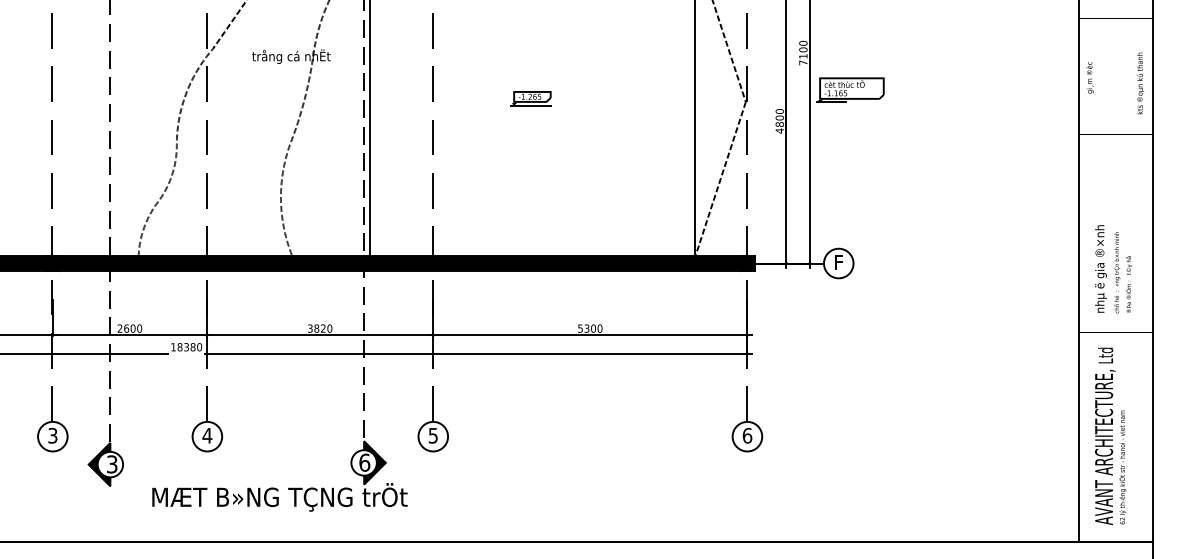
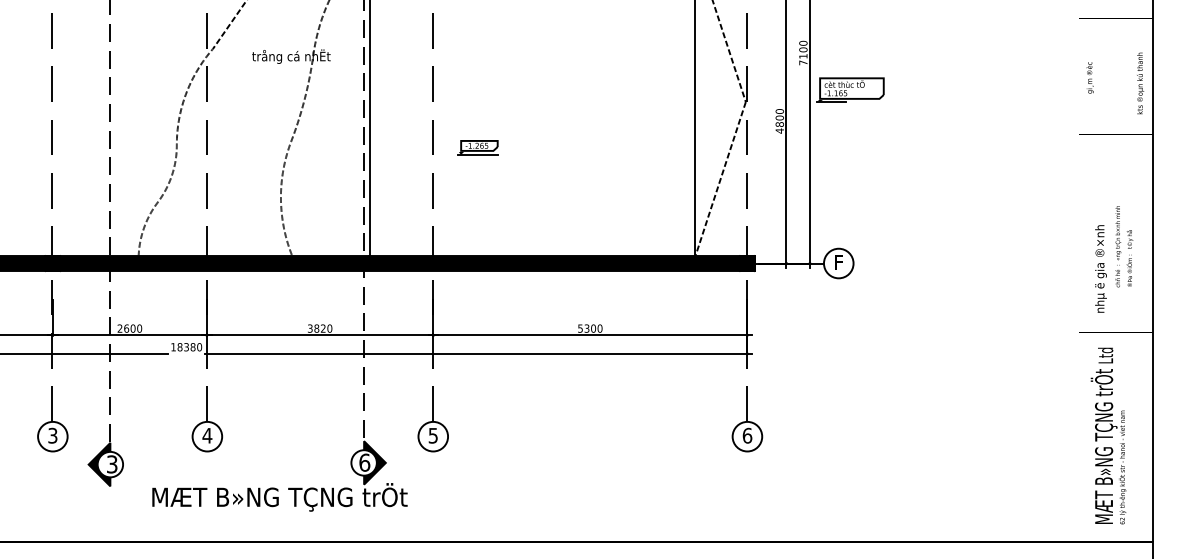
part position: (530, 98) -> (477, 147) (477, 147)
line: present -> none (1079, 272)
text position: (1123, 272) -> (1124, 246) (1124, 246)
text: AVANT ARCHITECTURE, -> MÆT B»NG TÇNG trÖt (1103, 447)
